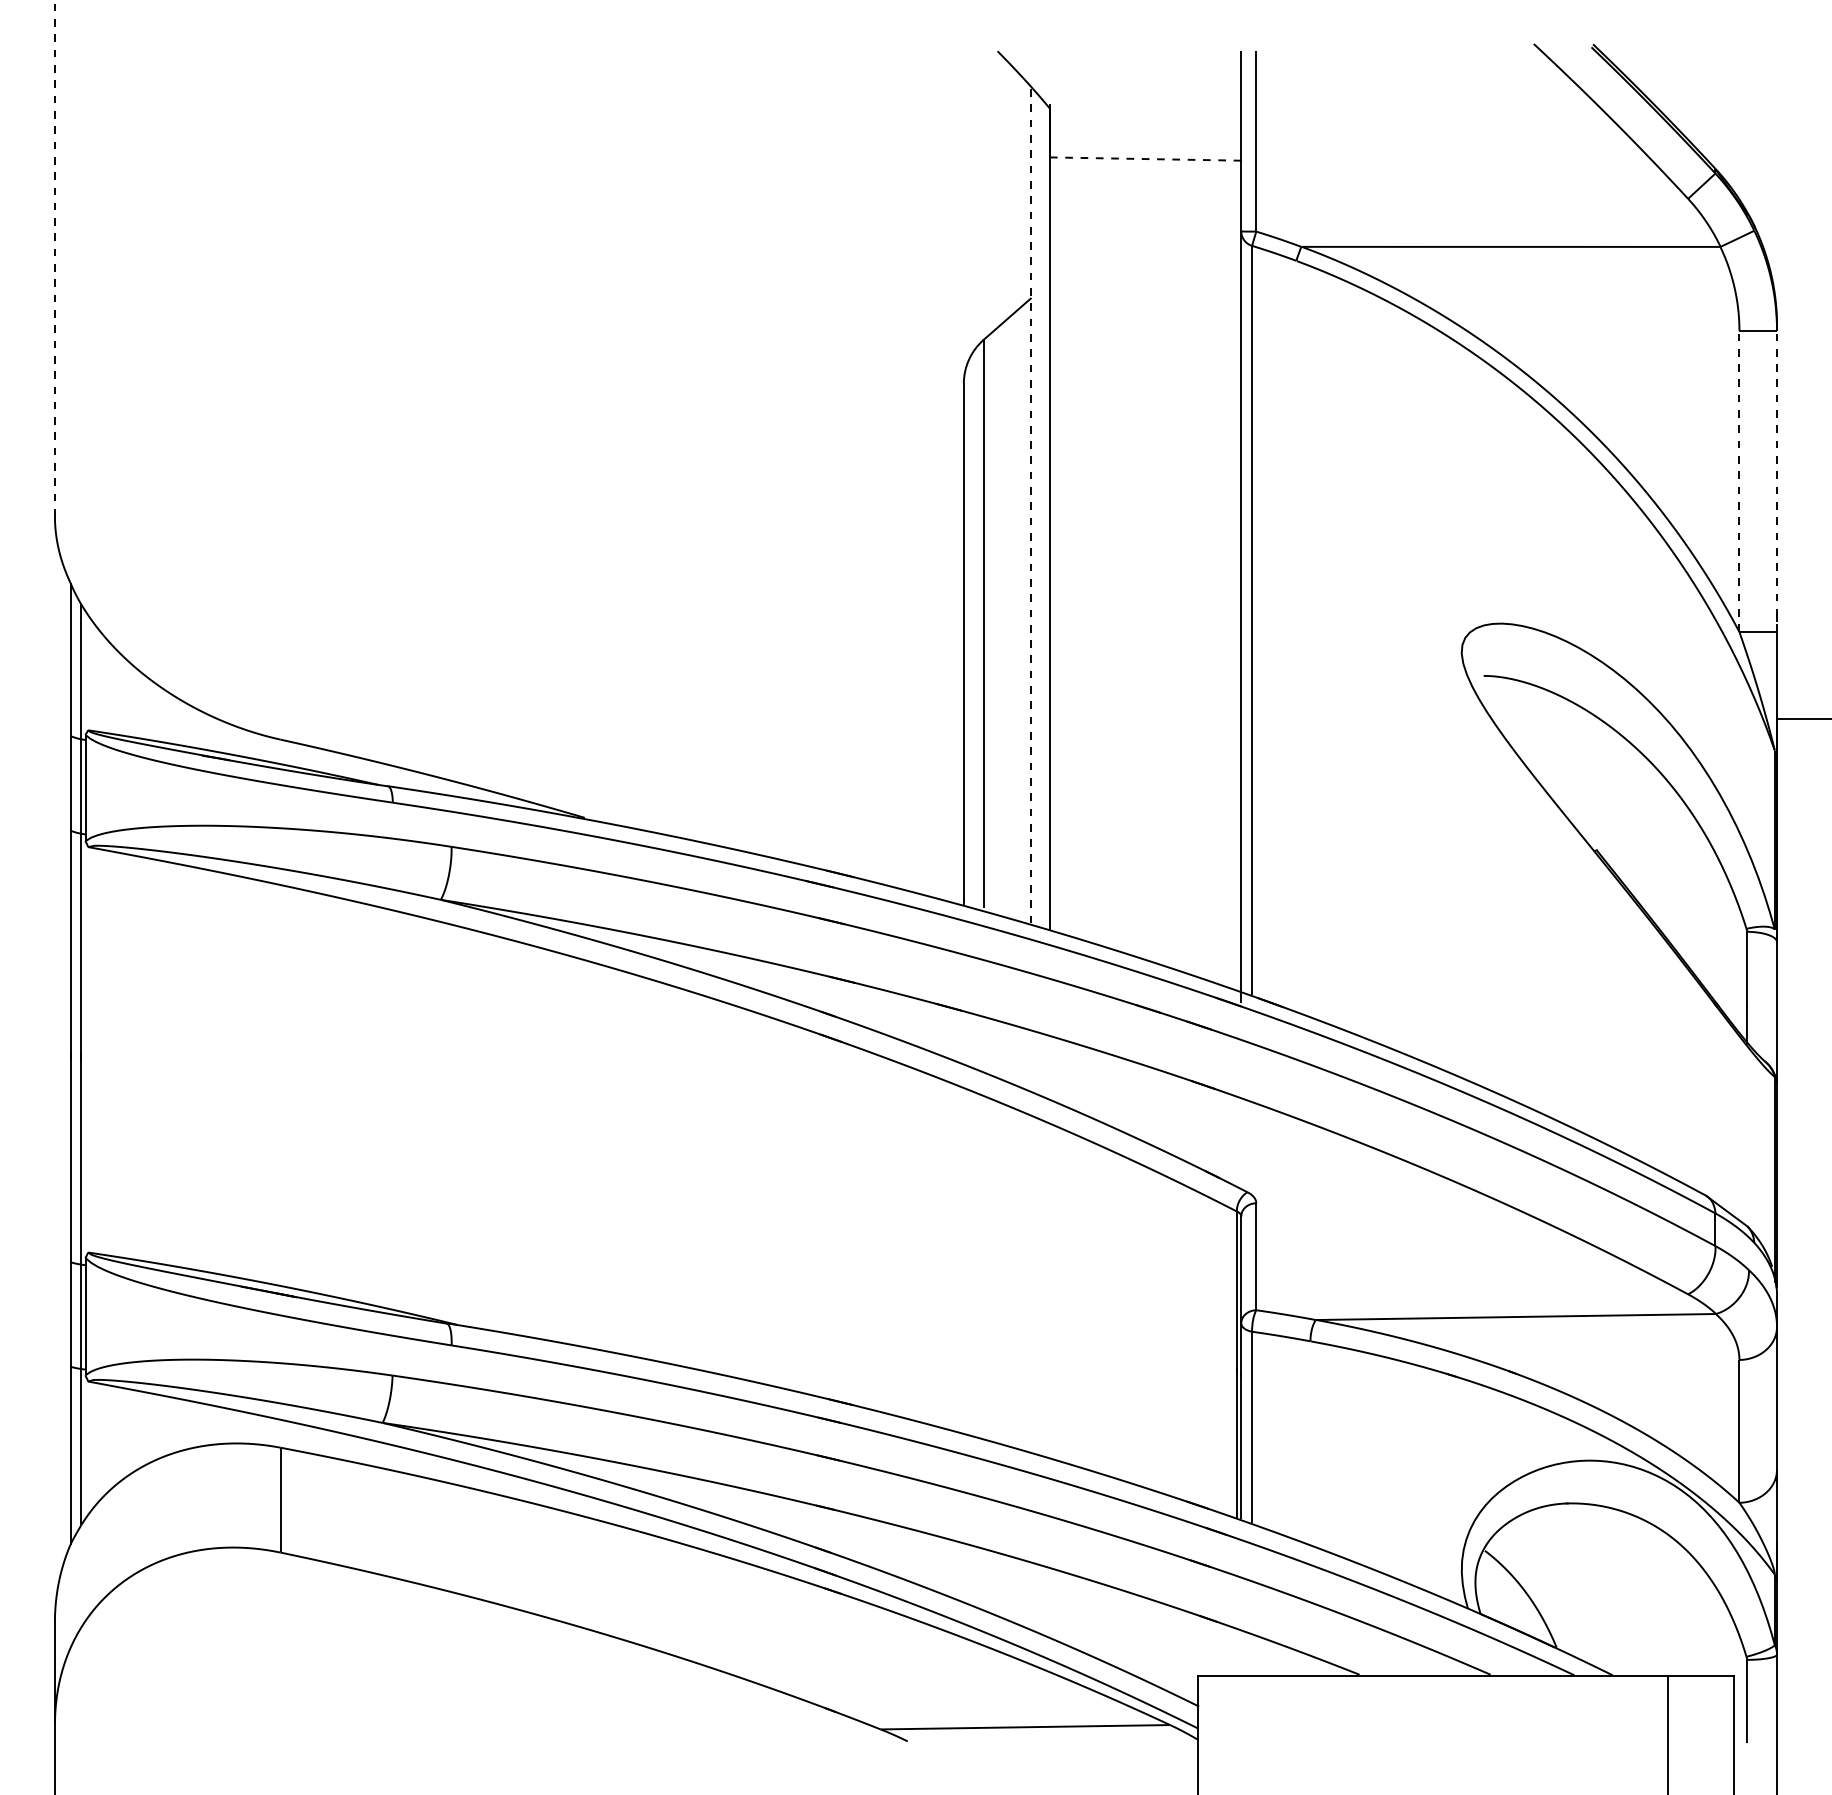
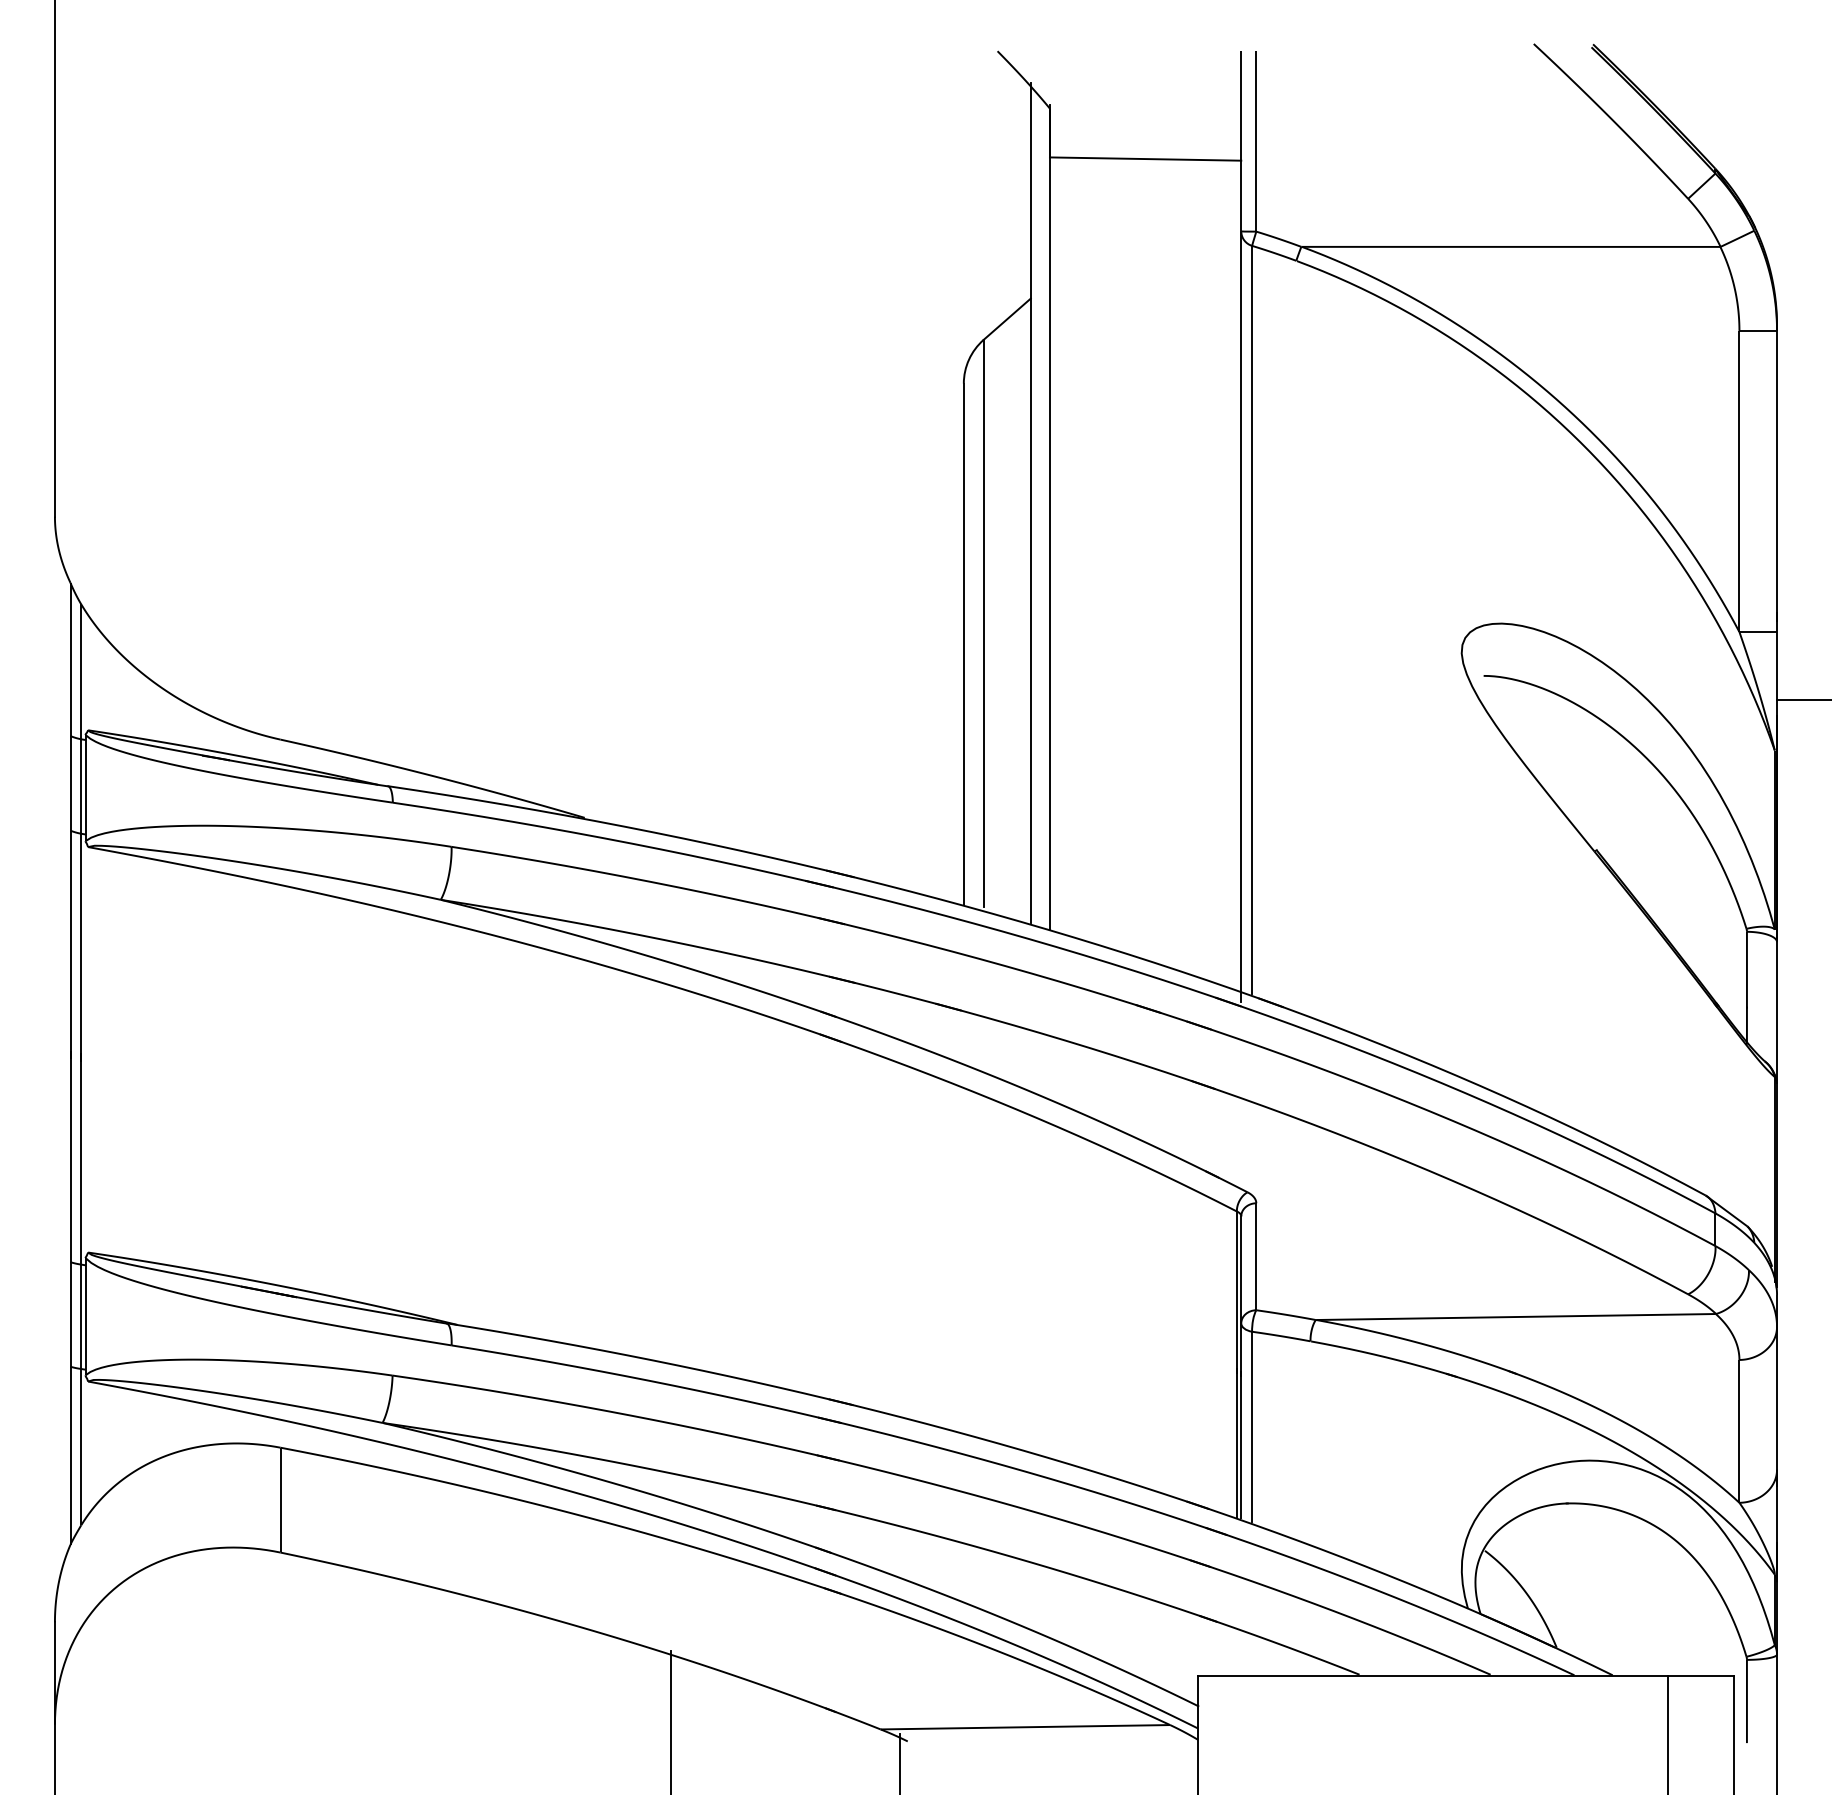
line: dashed -> solid (1145, 159)
line: dashed -> solid (54, 257)
line: dashed -> solid (1739, 481)
line: dashed -> solid (1777, 481)
line: dashed -> solid (1030, 502)
line position: (1802, 718) -> (1802, 699) (1802, 699)
line: none -> present (670, 1720)
line: none -> present (900, 1762)
